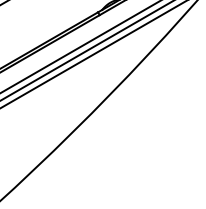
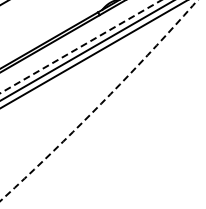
line: solid -> dashed (80, 47)
arc: solid -> dashed (101, 103)
